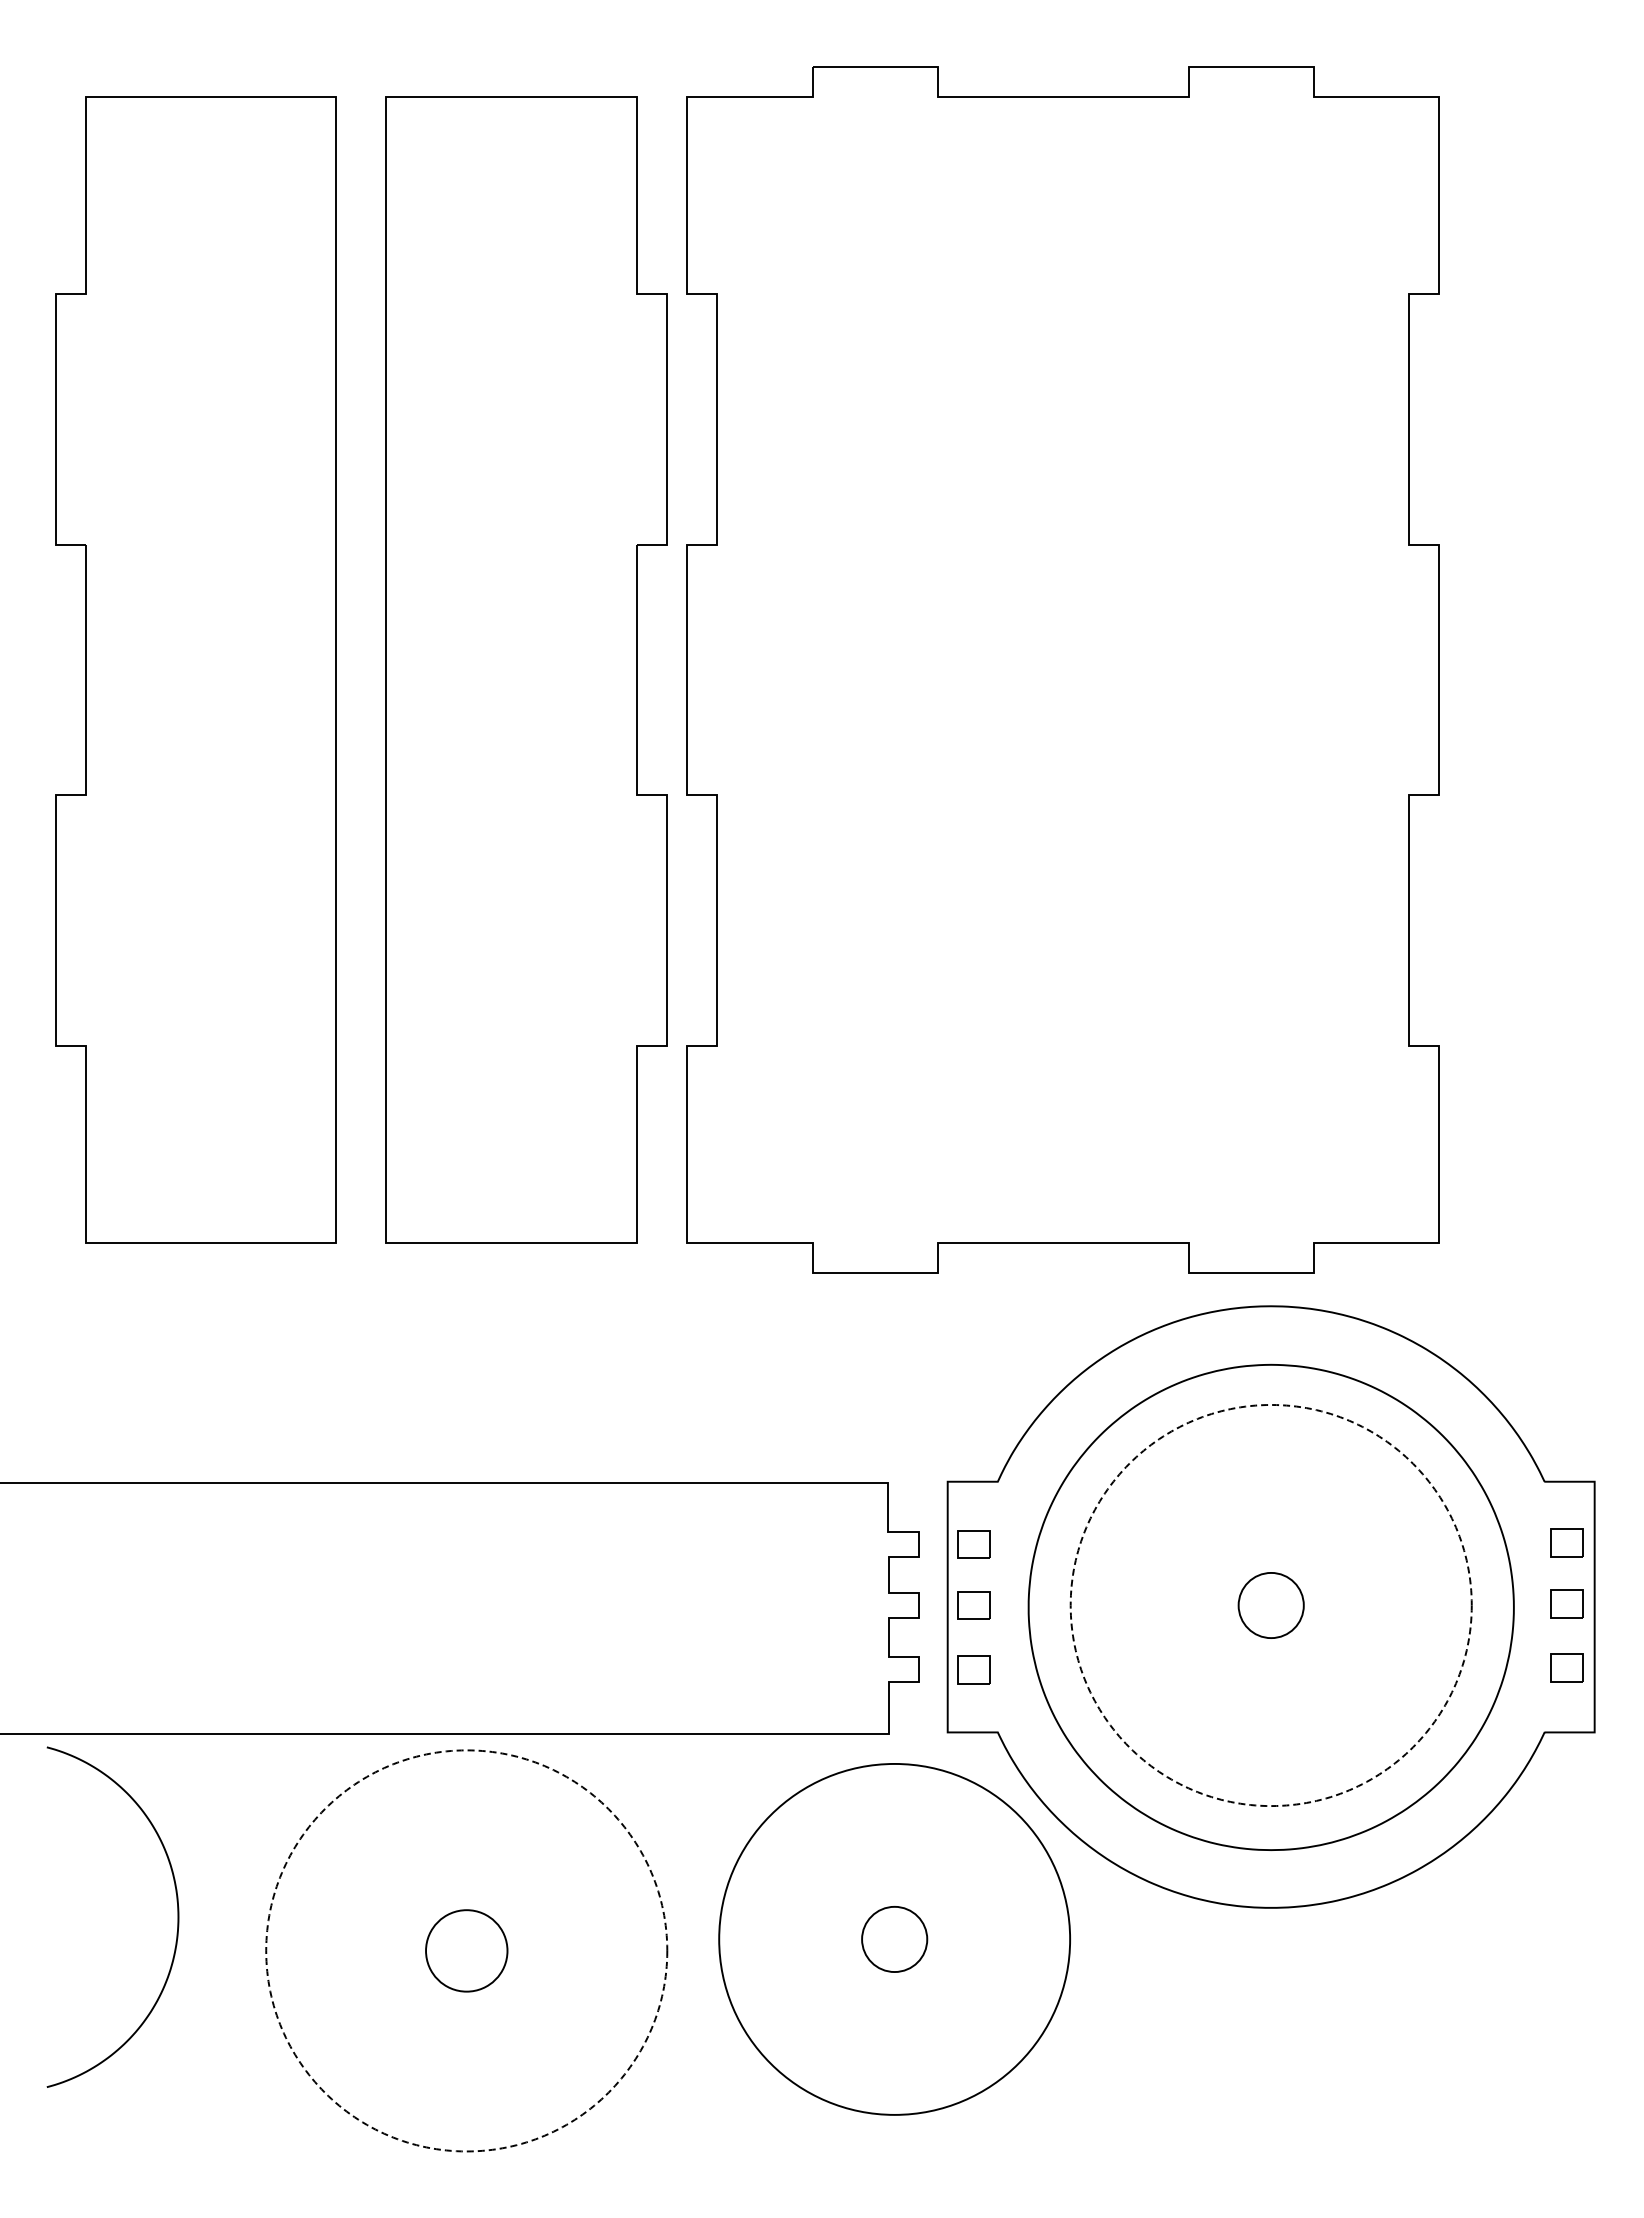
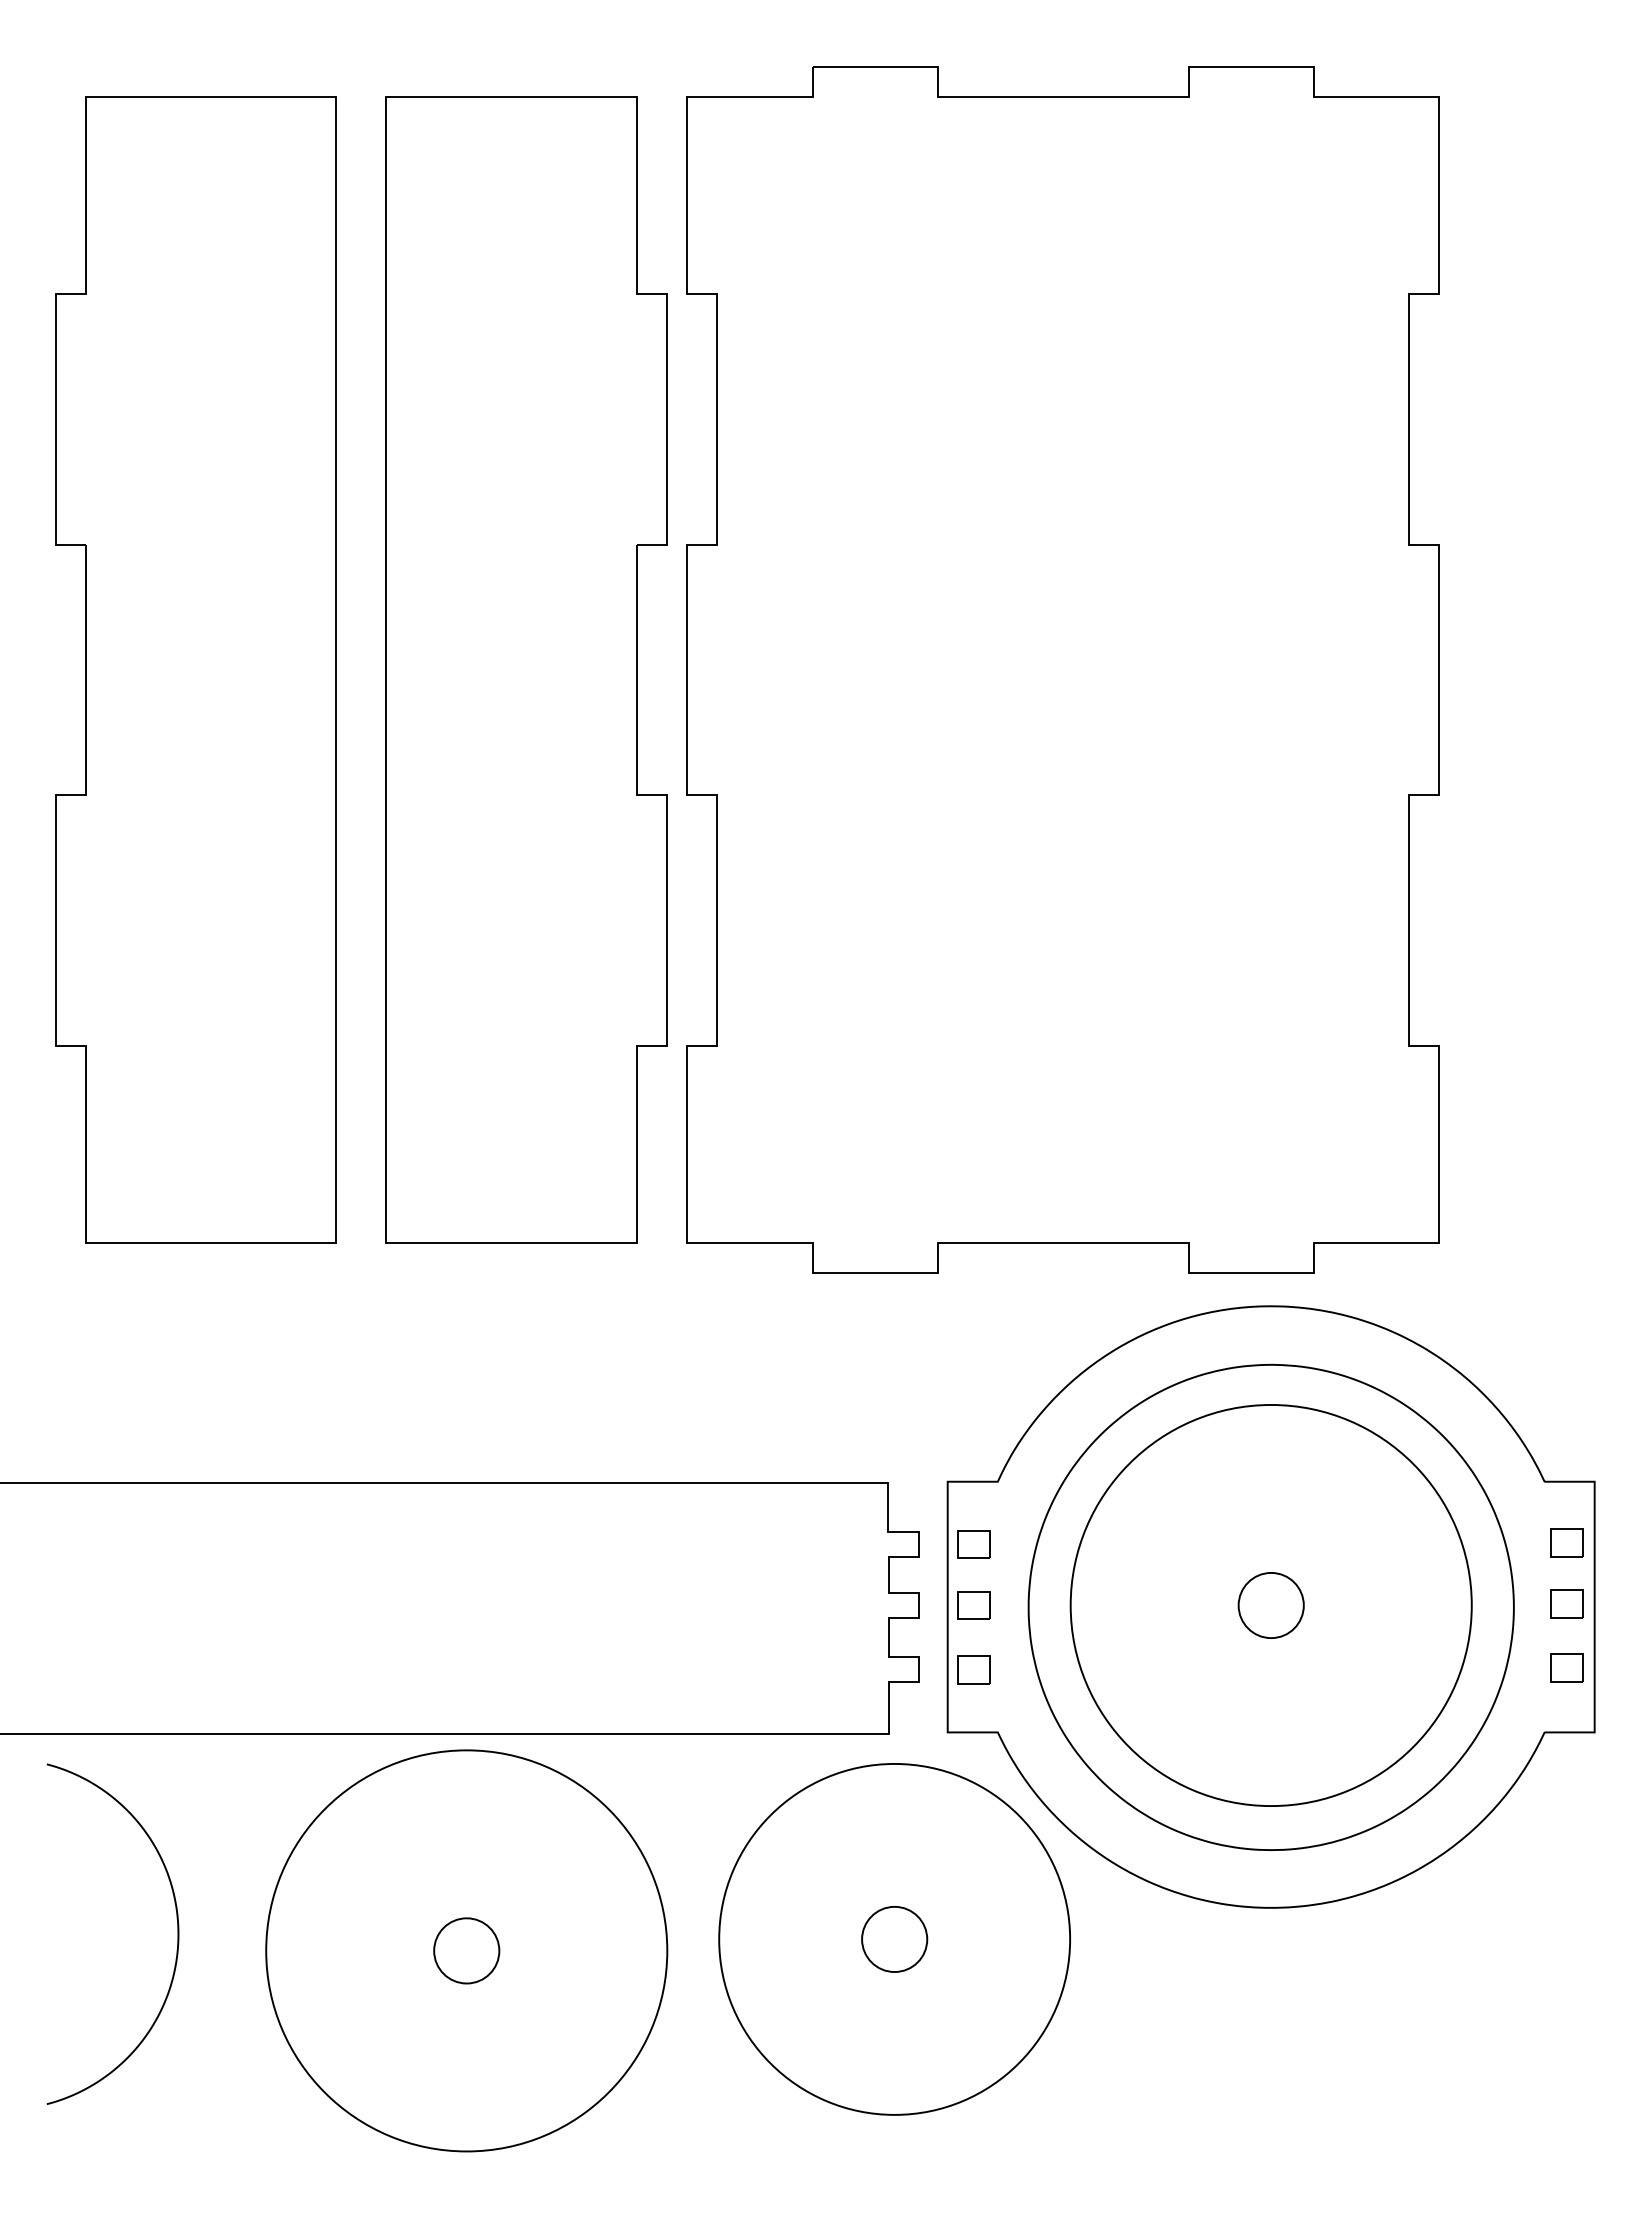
circle: dashed -> solid (1270, 1605)
curve position: (177, 1916) -> (177, 1933) (177, 1933)
circle diameter: 81 px -> 65 px (466, 1950)
circle: dashed -> solid (466, 1950)
